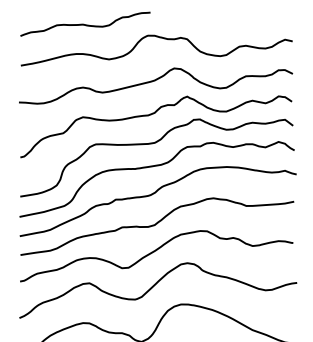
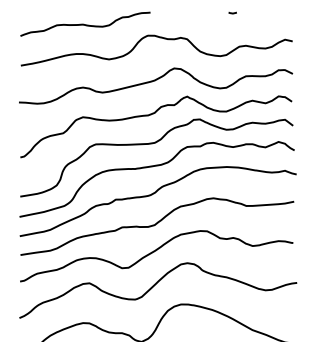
curve: none -> present (232, 12)
